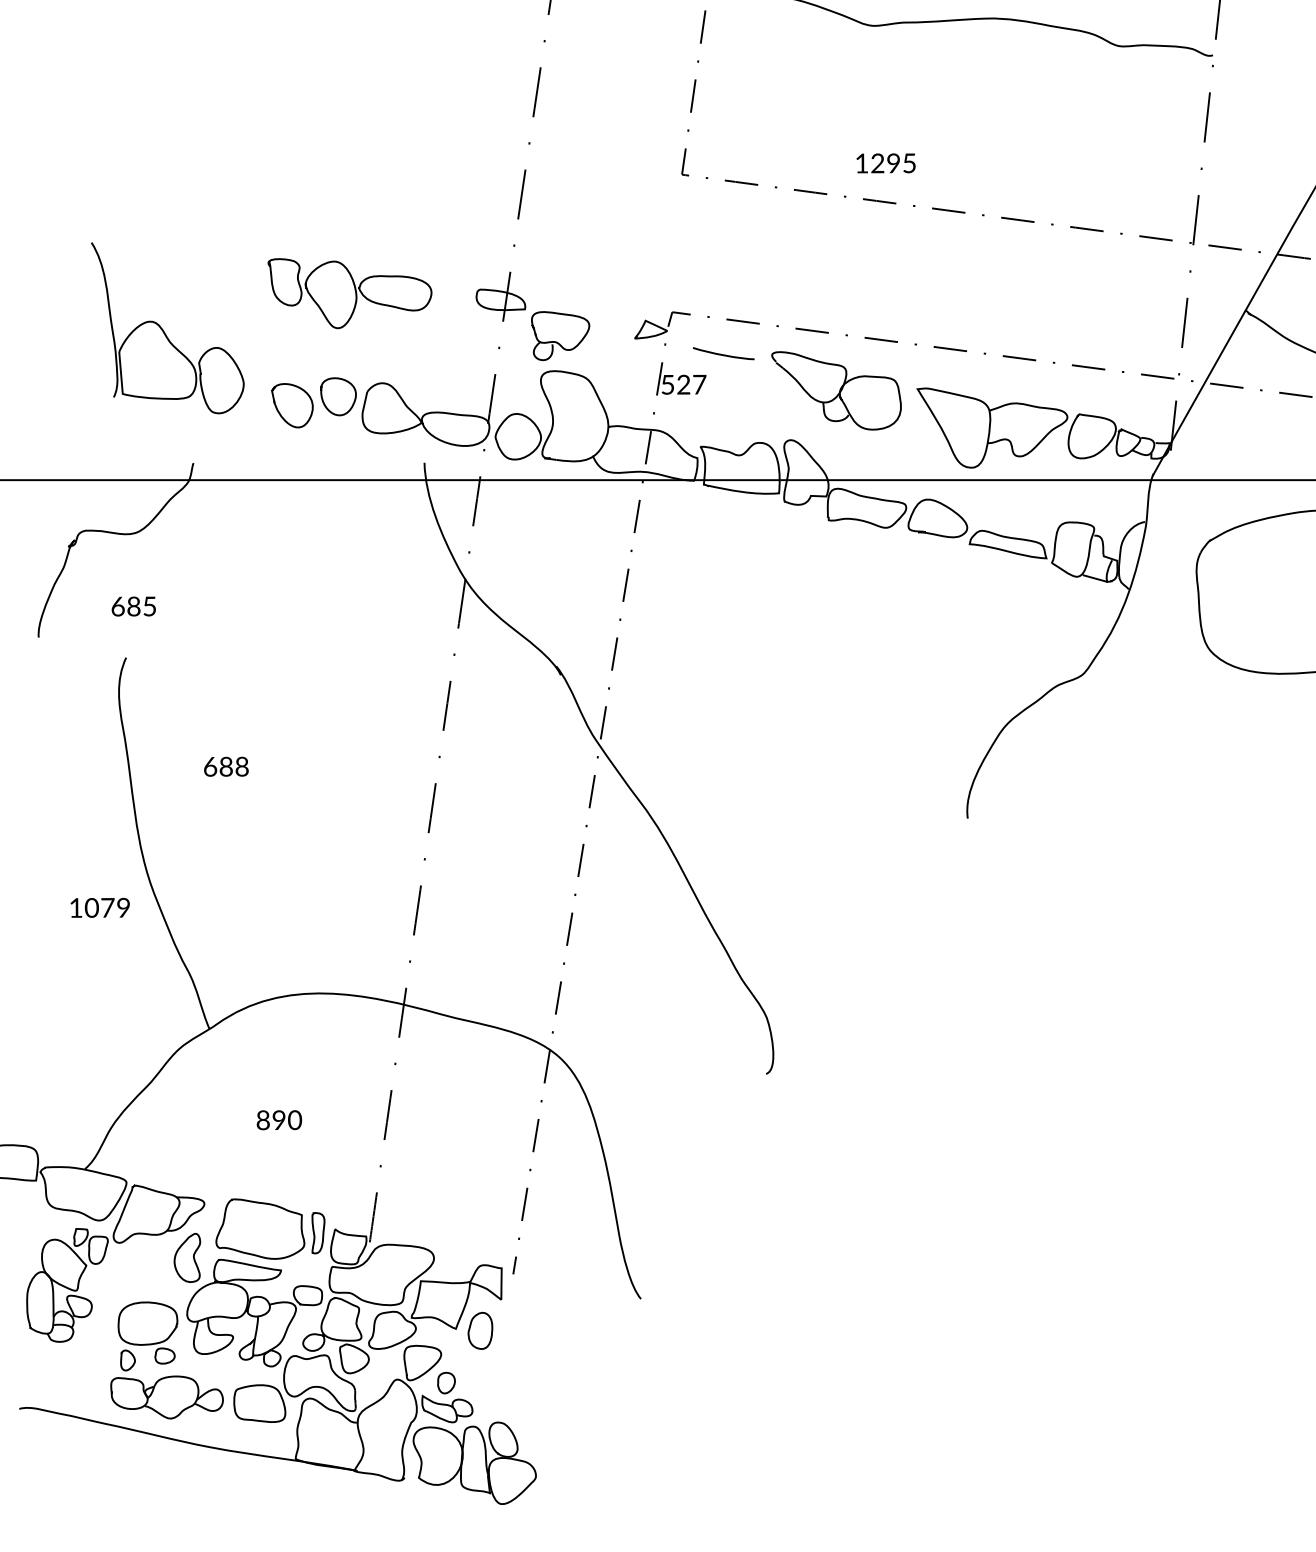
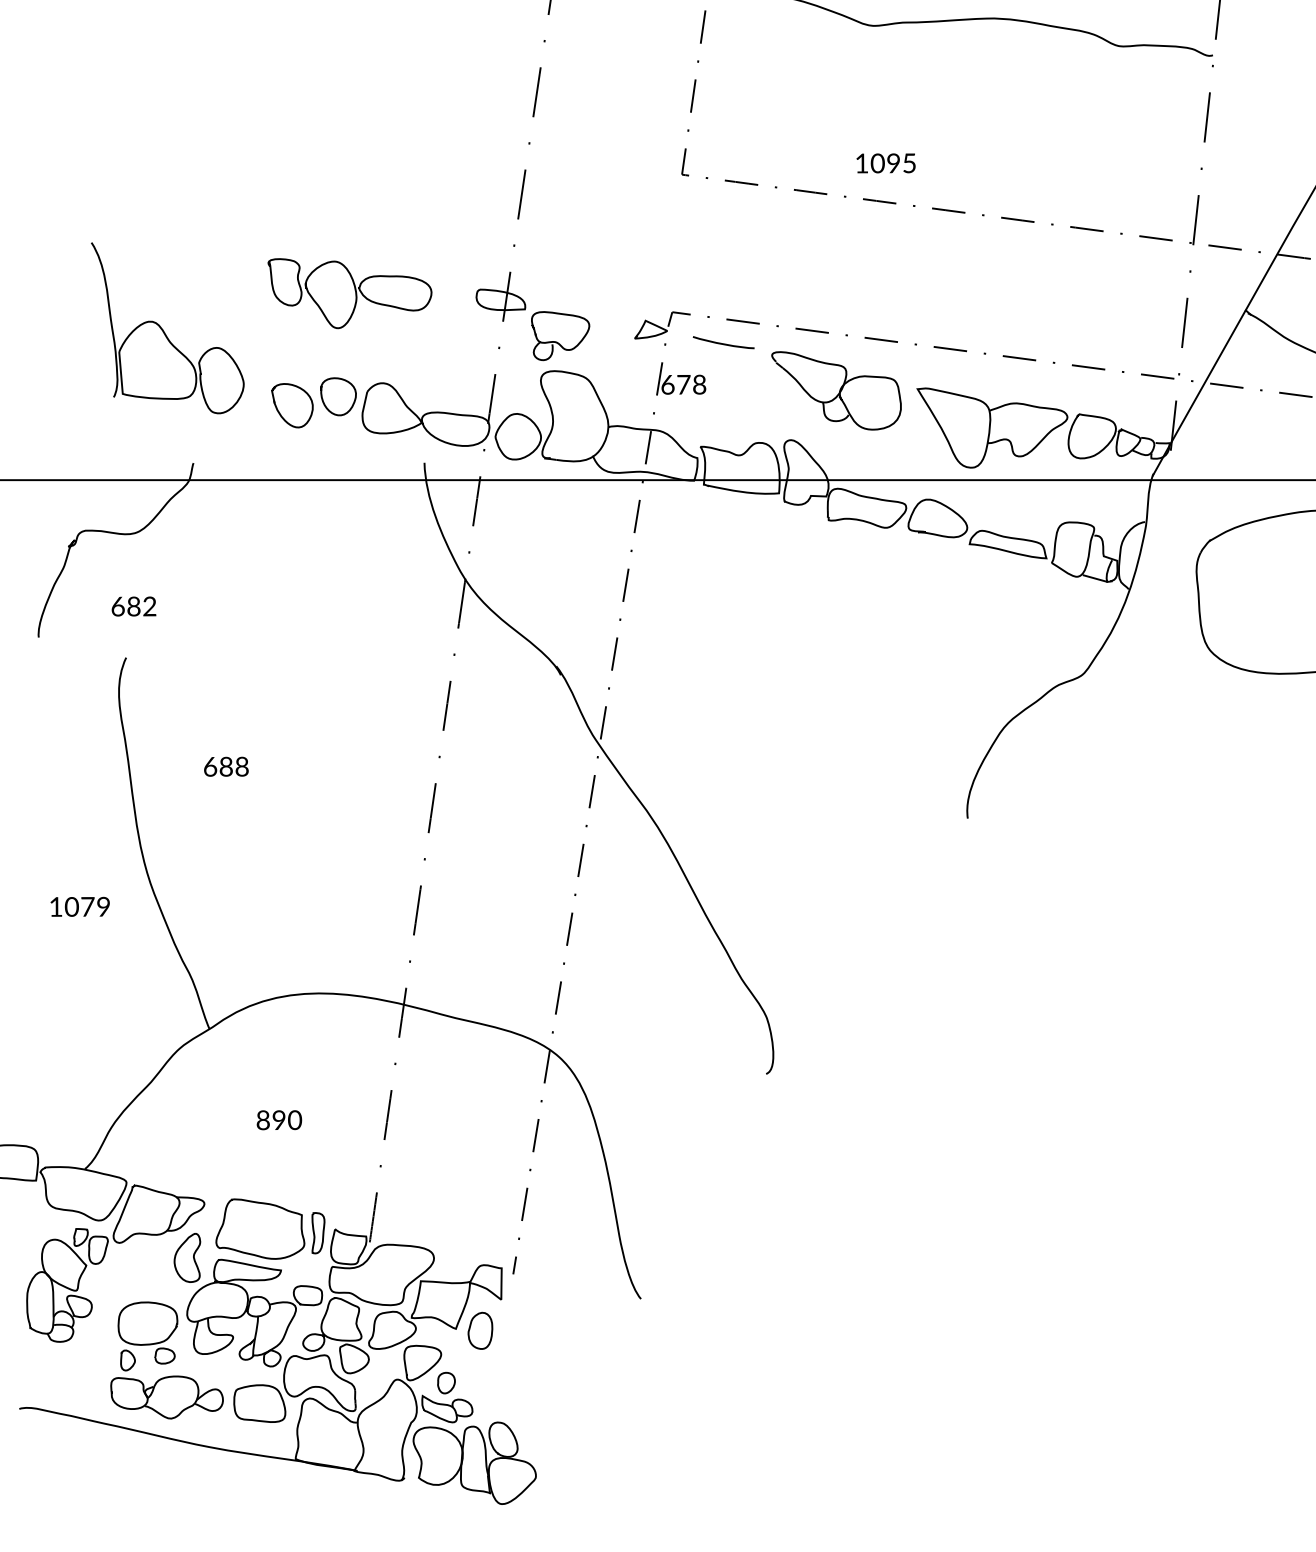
text: 1295 -> 1095 (877, 163)
curve position: (723, 354) -> (723, 343) (723, 343)
text: 527 -> 678 (683, 384)
text: 685 -> 682 (149, 606)
text position: (99, 907) -> (79, 906) (79, 906)
